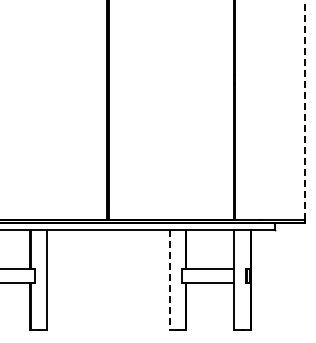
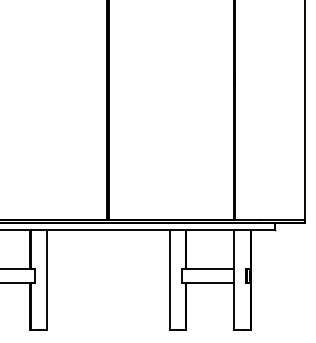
line: dashed -> solid (305, 110)
line: dashed -> solid (170, 280)
